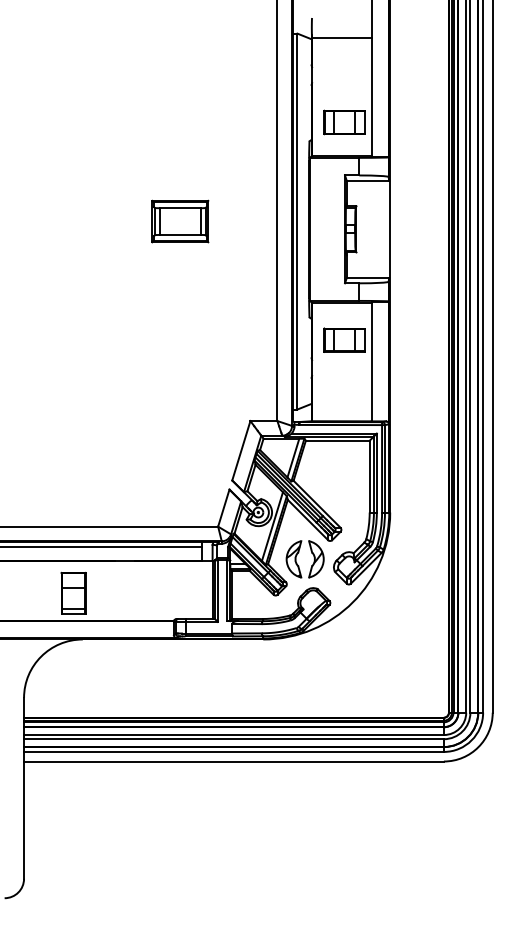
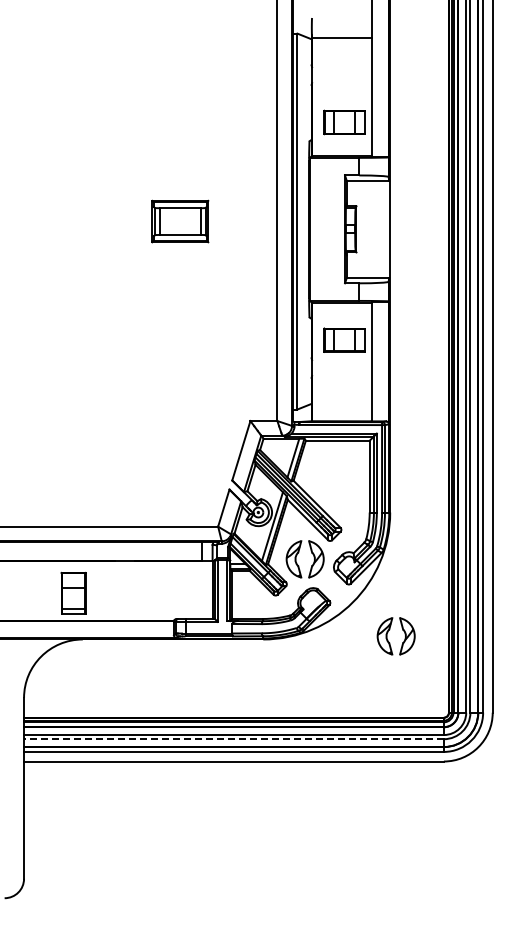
line: present -> none (101, 546)
part: none -> present (389, 641)
line: solid -> dashed (233, 739)
